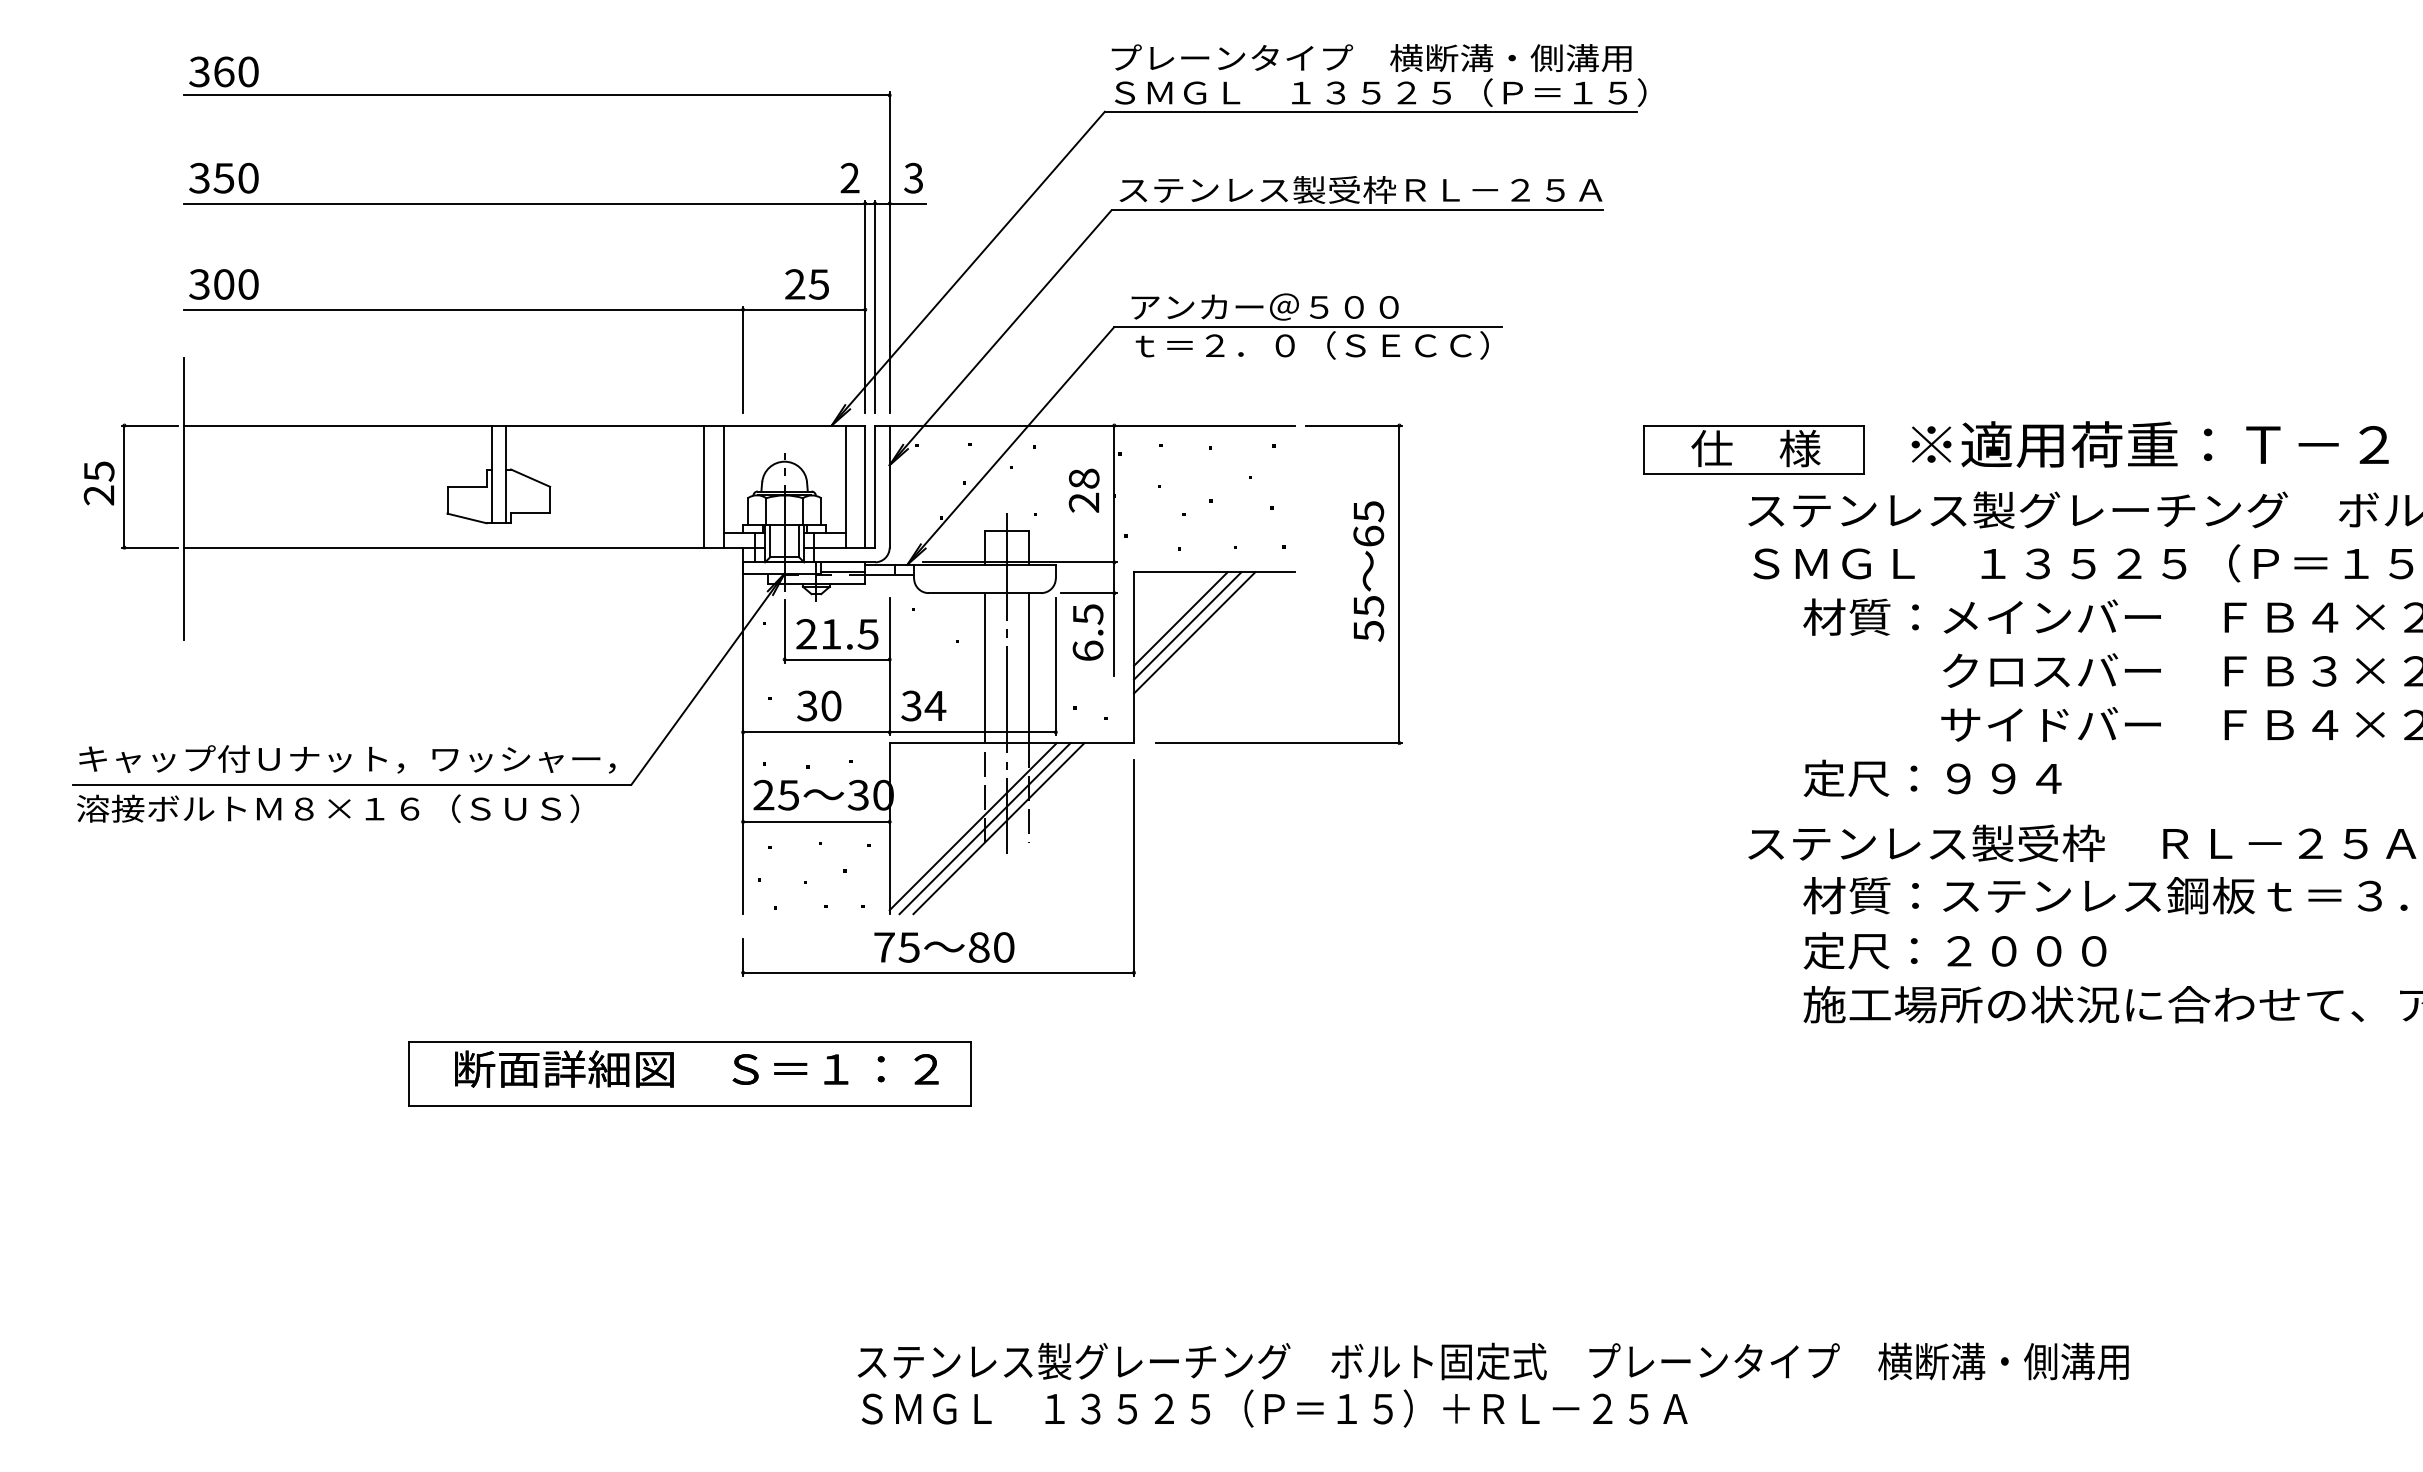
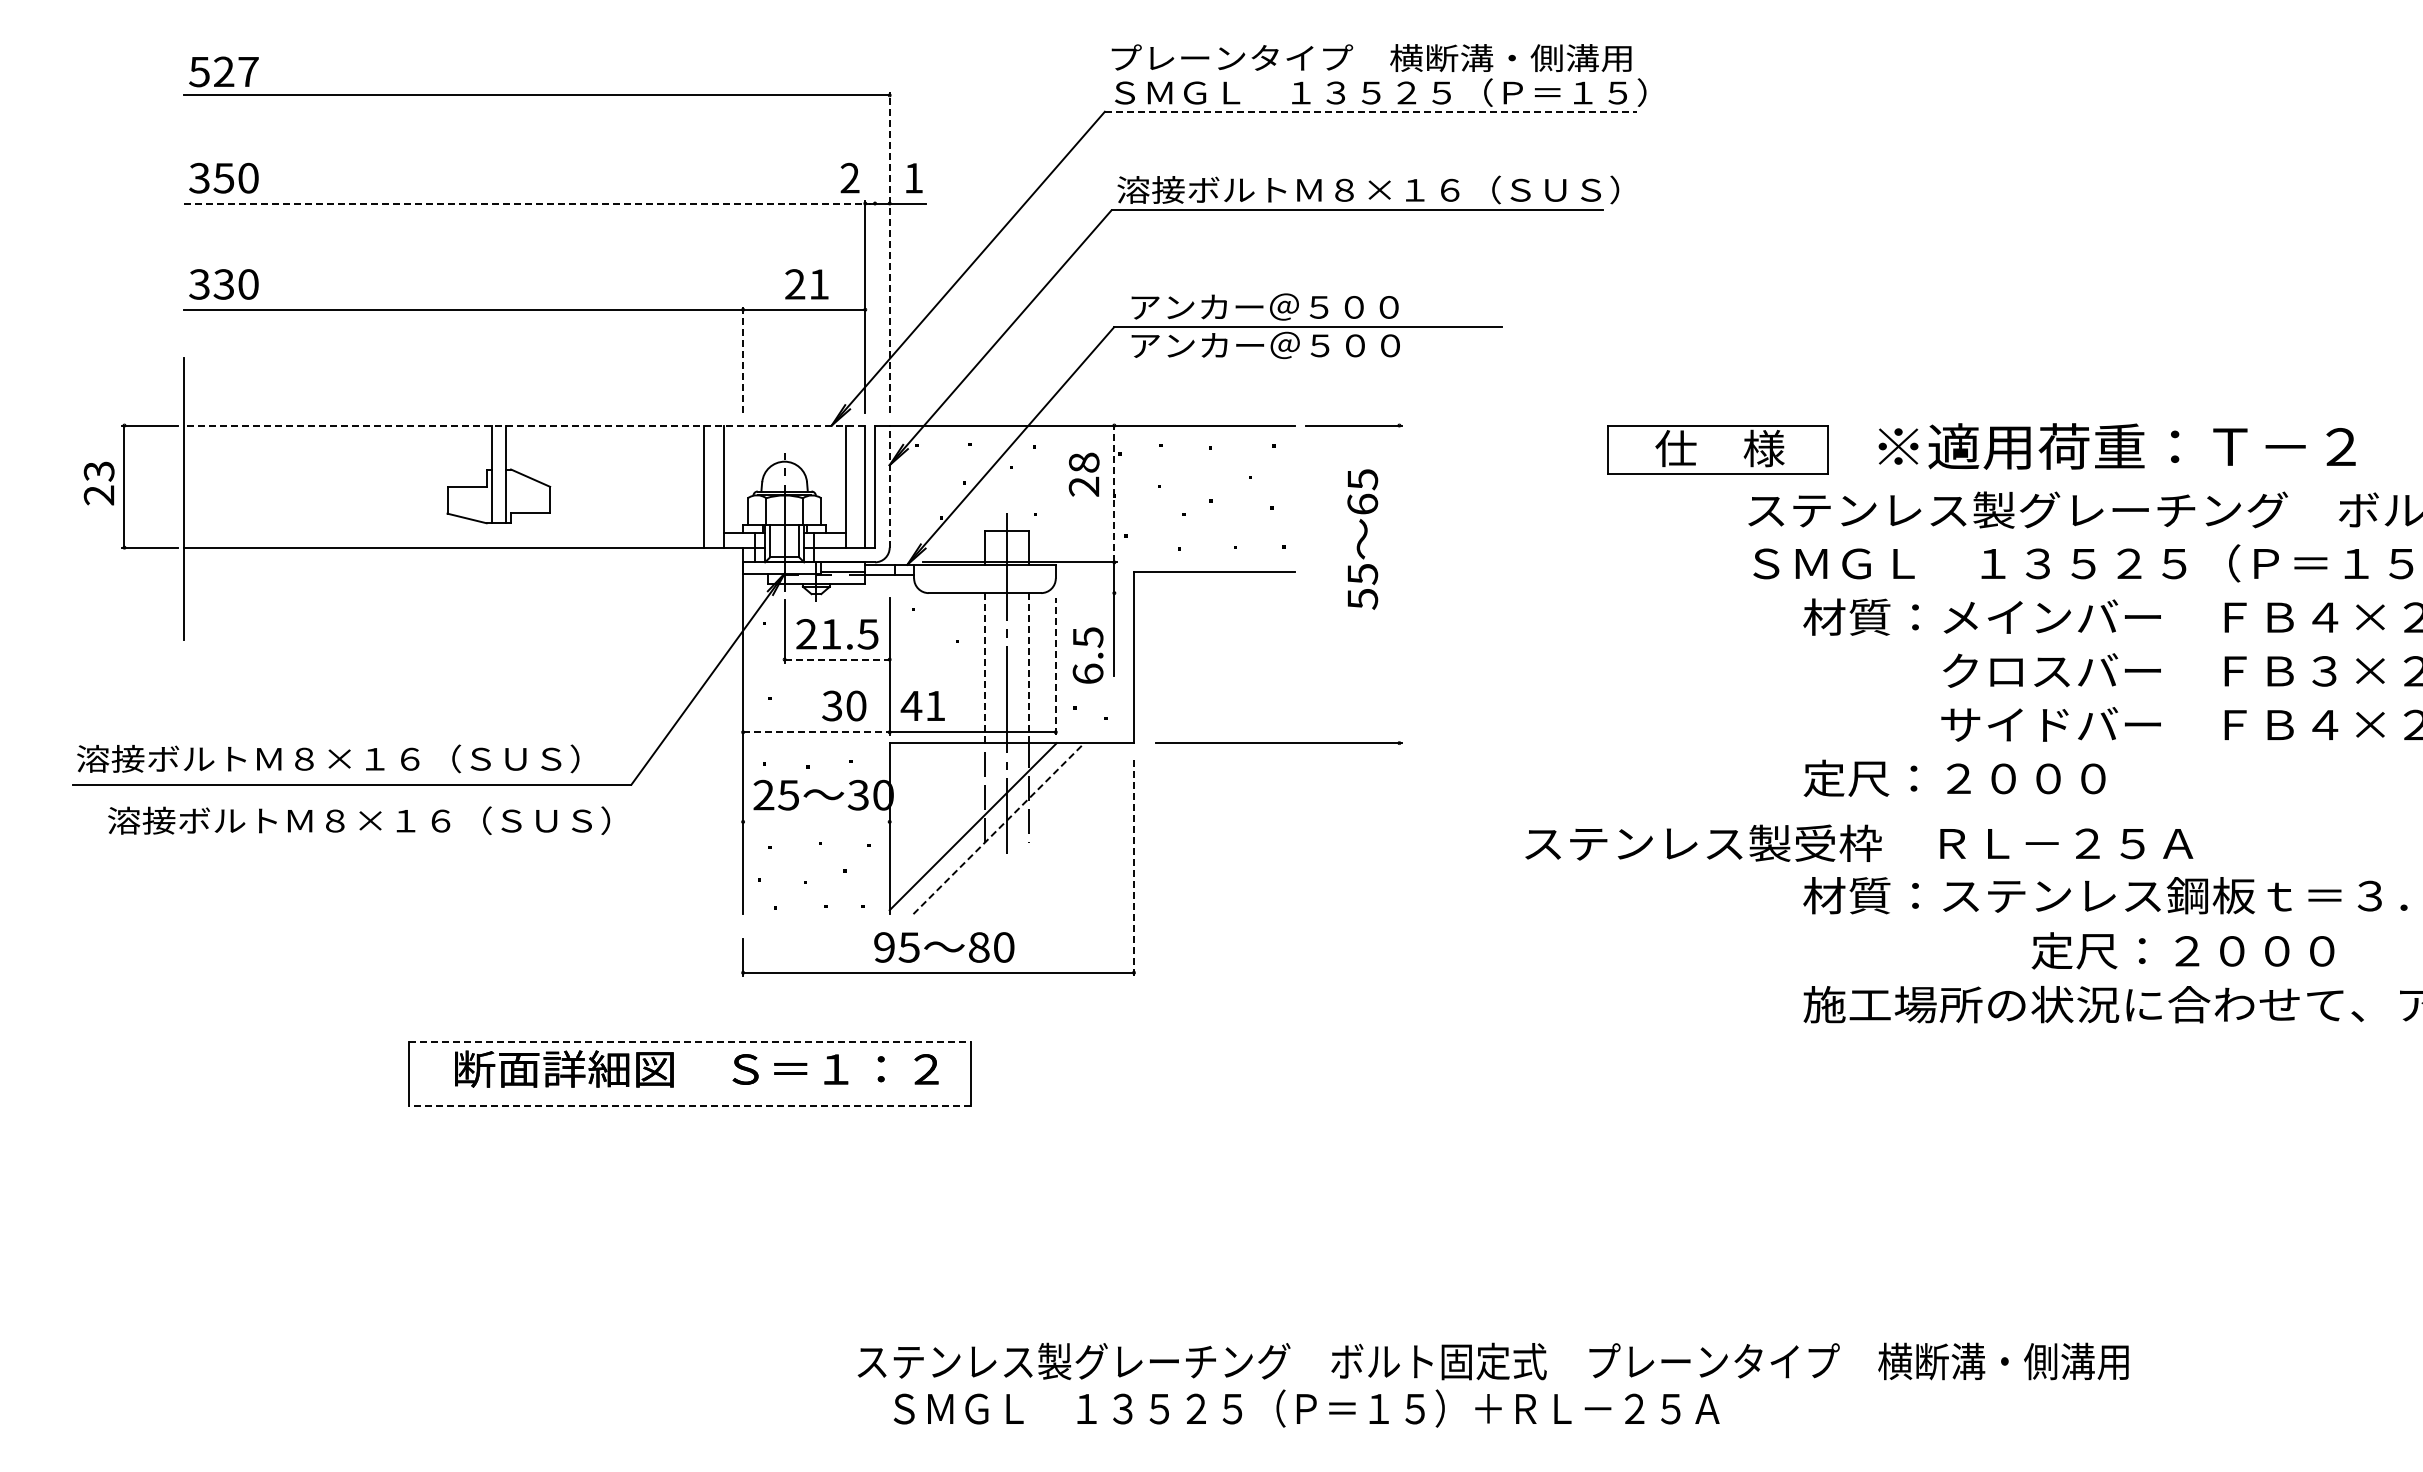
text: 360 -> 527 (223, 71)
line: solid -> dashed (1370, 111)
text: 3 -> 1 (913, 177)
text: ステンレス製受枠ＲＬ－２５Ａ -> 溶接ボルトＭ８×１６（ＳＵＳ） (1368, 189)
line: solid -> dashed (524, 203)
line: solid -> dashed (889, 252)
text: 300 -> 330 (223, 284)
text: 25 -> 21 (818, 284)
line: present -> none (875, 306)
text: ｔ＝２．０（ＳＥＣＣ） -> アンカー＠５００ (1309, 345)
line: solid -> dashed (743, 359)
line: solid -> dashed (524, 425)
text position: (2149, 444) -> (2116, 446) (2116, 446)
part position: (1753, 449) -> (1717, 449) (1717, 449)
text: 25 -> 23 (98, 471)
line: solid -> dashed (889, 486)
text position: (1083, 490) -> (1083, 474) (1083, 474)
line: solid -> dashed (1114, 493)
text position: (1368, 571) -> (1362, 539) (1362, 539)
line: present -> none (1399, 584)
line: present -> none (1088, 593)
line: present -> none (1180, 618)
line: present -> none (1187, 625)
text position: (1087, 632) -> (1087, 655) (1087, 655)
line: present -> none (1194, 632)
line: solid -> dashed (837, 659)
line: solid -> dashed (1055, 666)
line: solid -> dashed (984, 668)
line: solid -> dashed (1028, 668)
text position: (819, 705) -> (844, 705) (844, 705)
text: 34 -> 41 (923, 705)
line: solid -> dashed (816, 732)
text: キャップ付Ｕナット，ワッシャー， -> 溶接ボルトＭ８×１６（ＳＵＳ） (346, 758)
text: 定尺：９９４ -> 定尺：２０００ (2026, 778)
text position: (328, 808) -> (359, 820) (359, 820)
line: present -> none (816, 821)
line: present -> none (984, 828)
line: solid -> dashed (998, 828)
text position: (2082, 842) -> (1859, 842) (1859, 842)
line: solid -> dashed (1133, 867)
text: 75 -> 95 (884, 947)
text position: (1954, 950) -> (2182, 950) (2182, 950)
line: solid -> dashed (689, 1042)
line: solid -> dashed (689, 1105)
text position: (1274, 1408) -> (1306, 1408) (1306, 1408)
